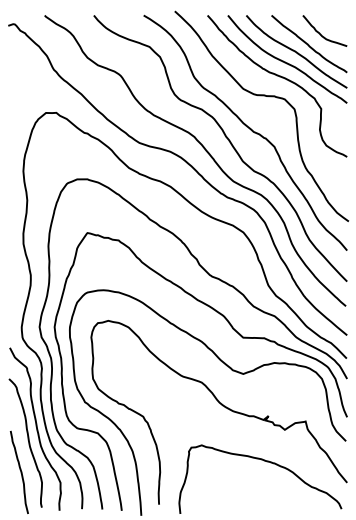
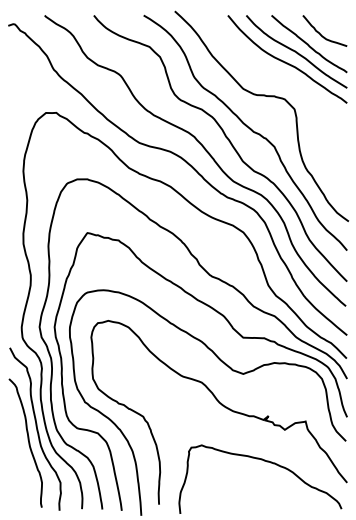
curve: present -> none (279, 77)
curve: present -> none (20, 471)
